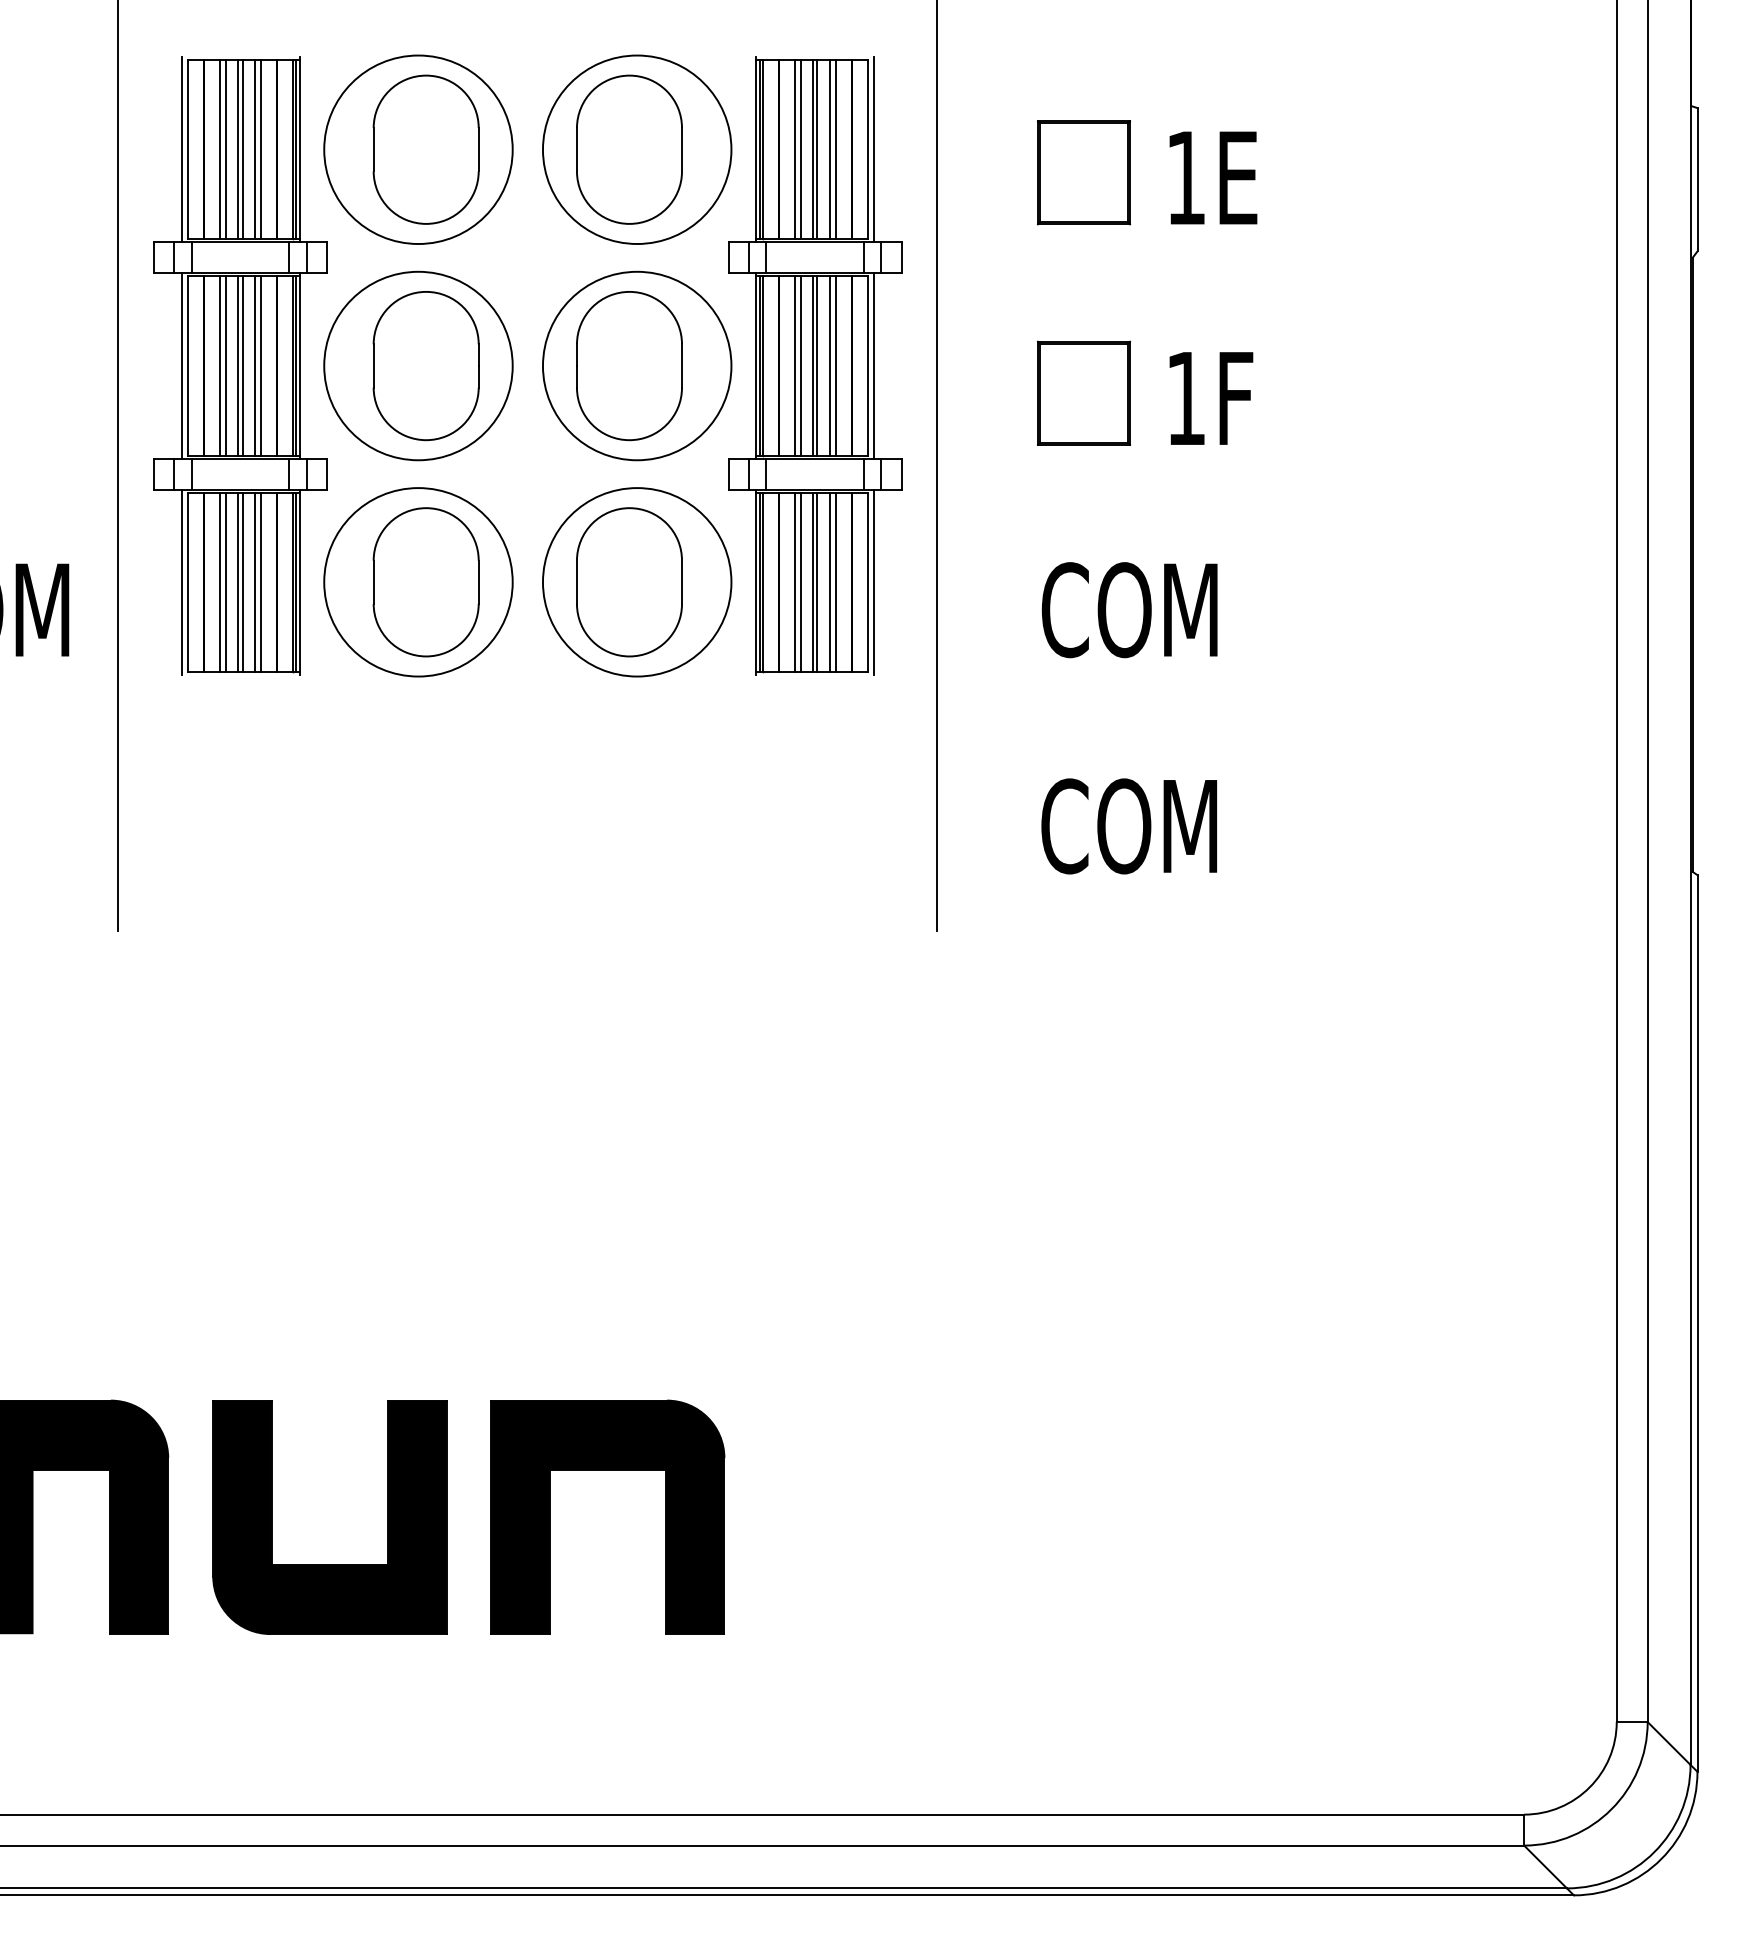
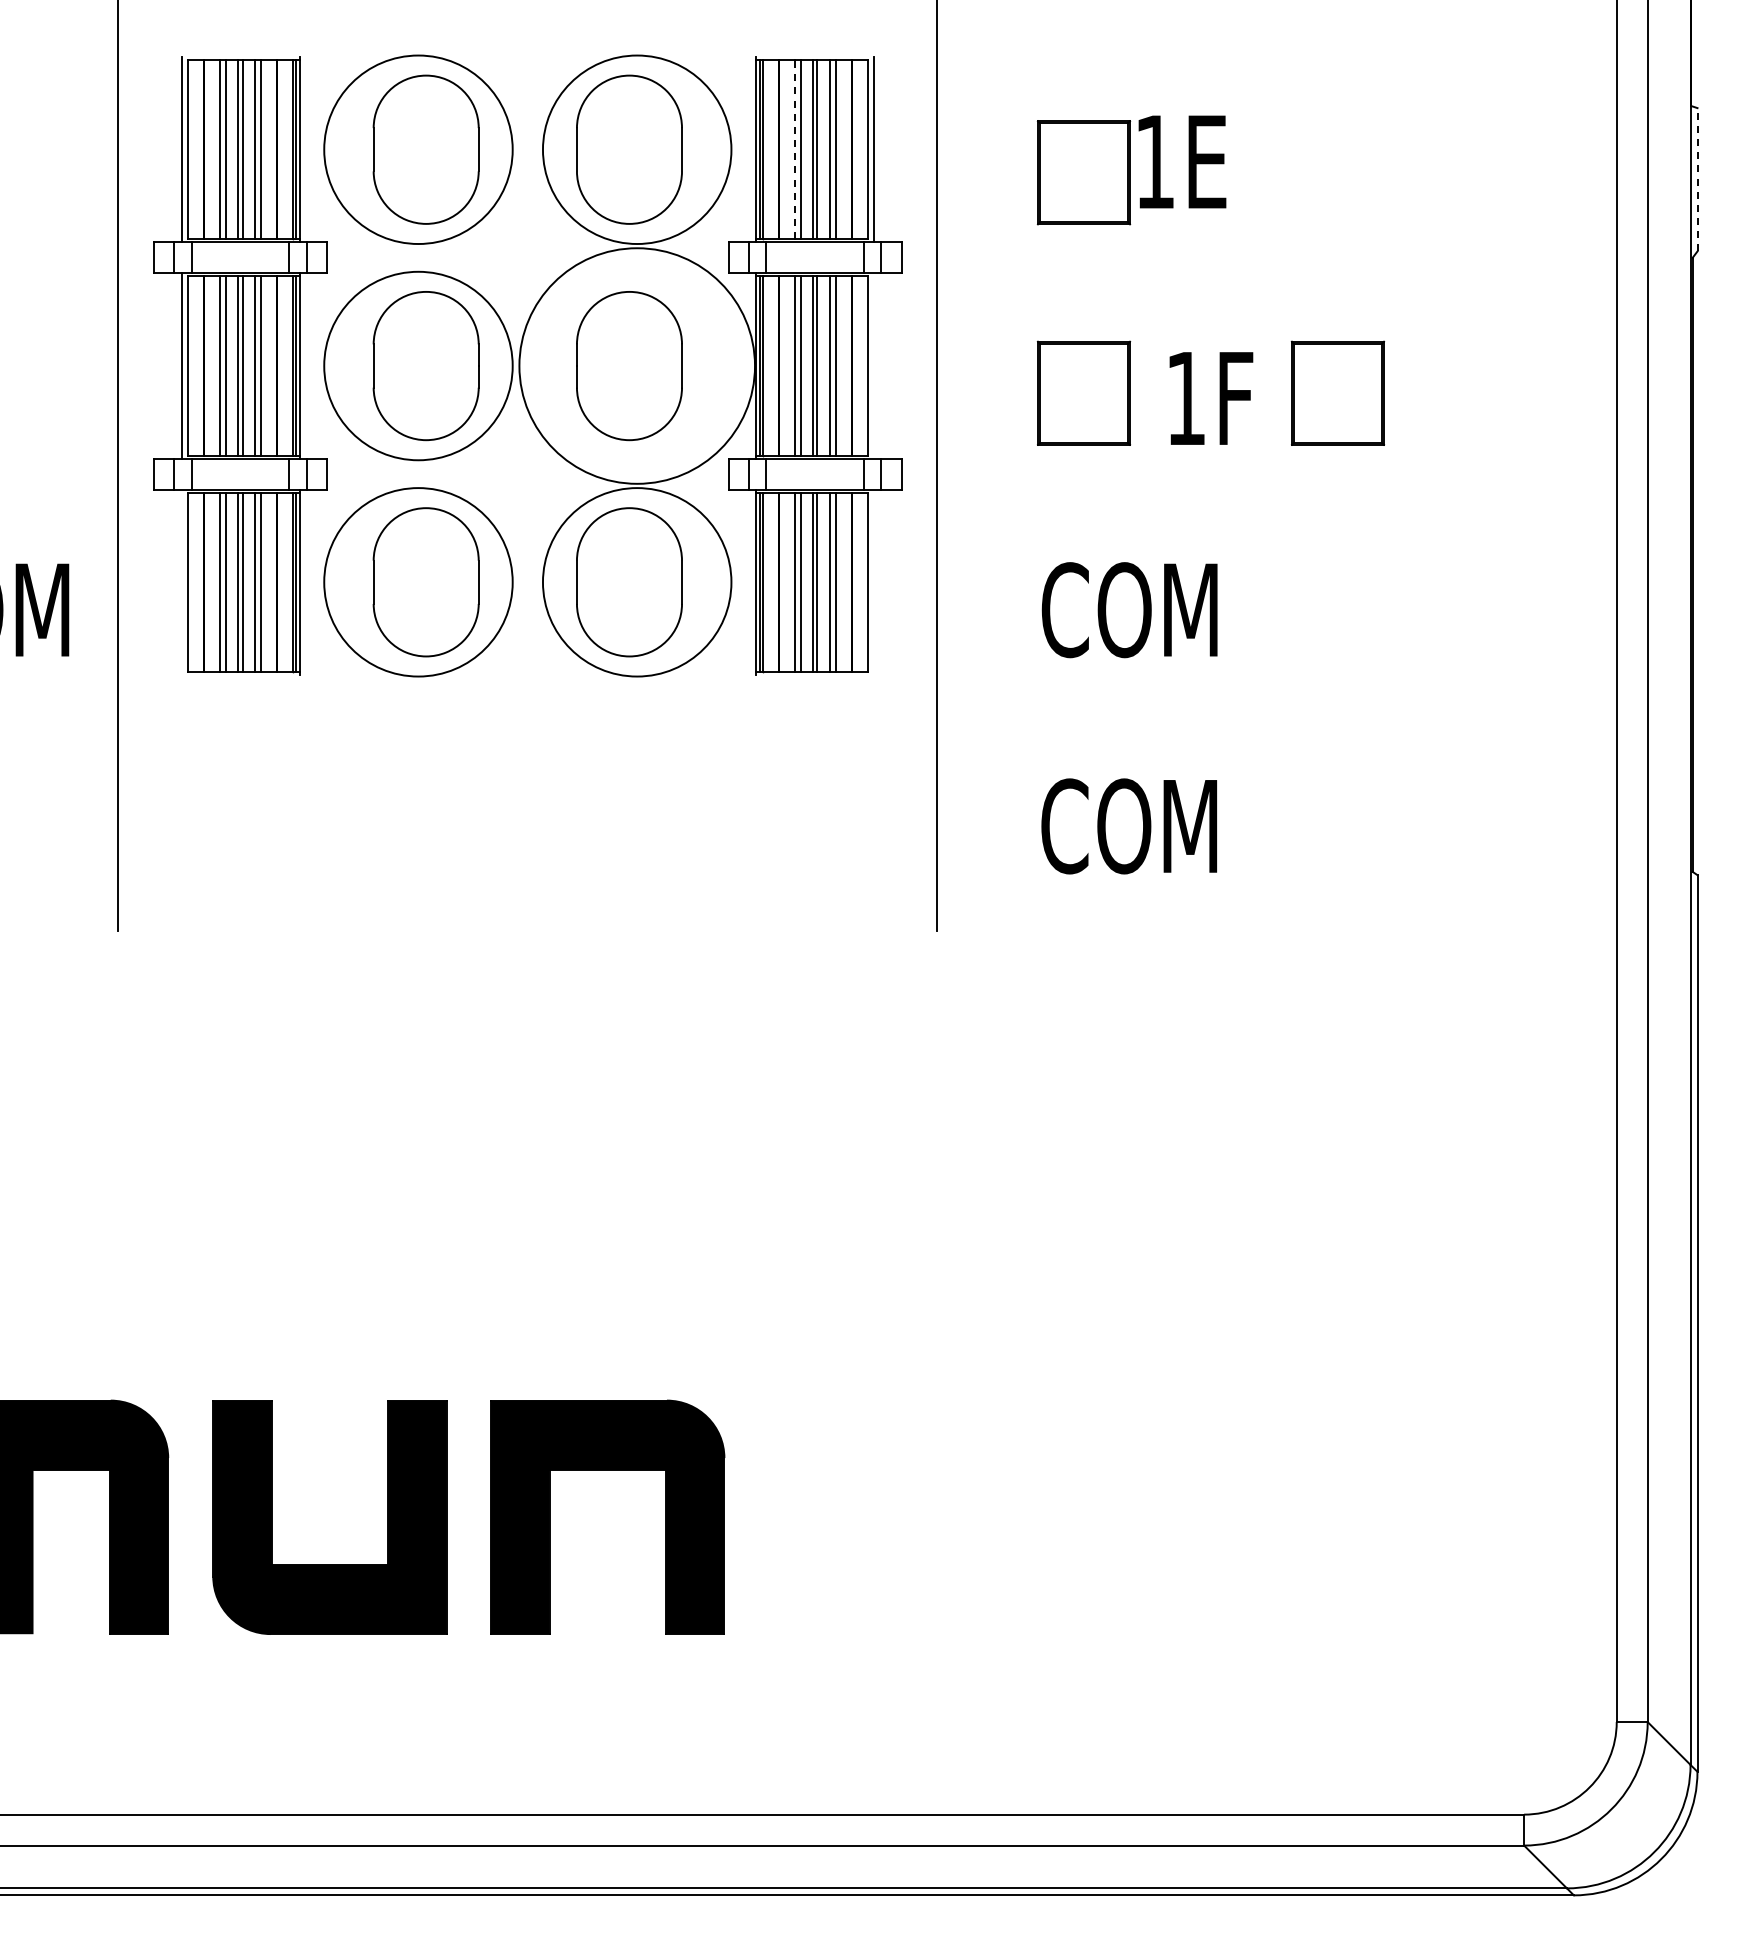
line: solid -> dashed (794, 149)
text position: (1213, 177) -> (1182, 161) (1182, 161)
line: solid -> dashed (1697, 179)
circle diameter: 188 px -> 236 px (637, 365)
line: present -> none (874, 365)
part: none -> present (1338, 392)
line: present -> none (181, 582)
line: present -> none (874, 582)
